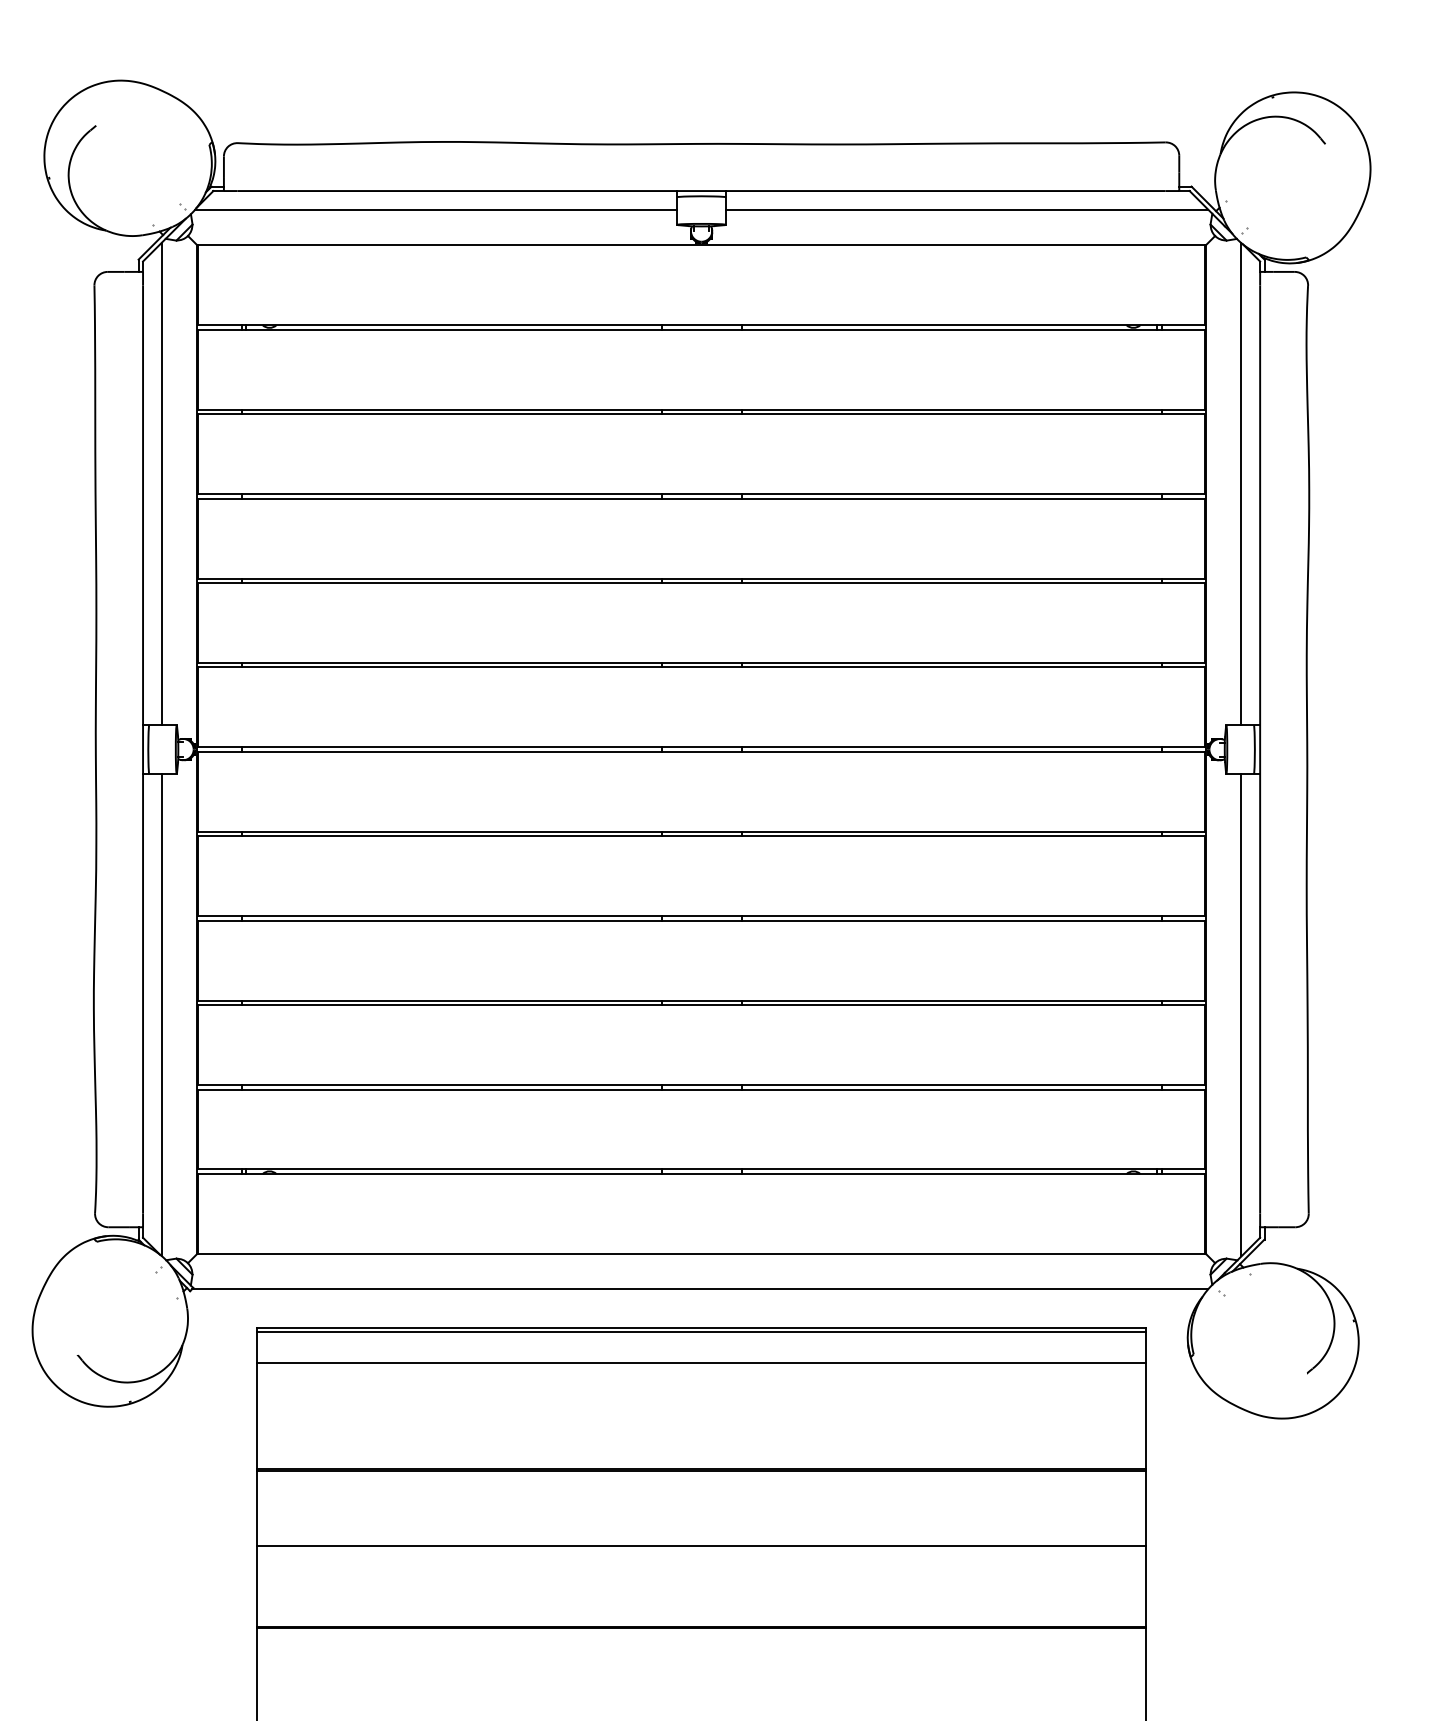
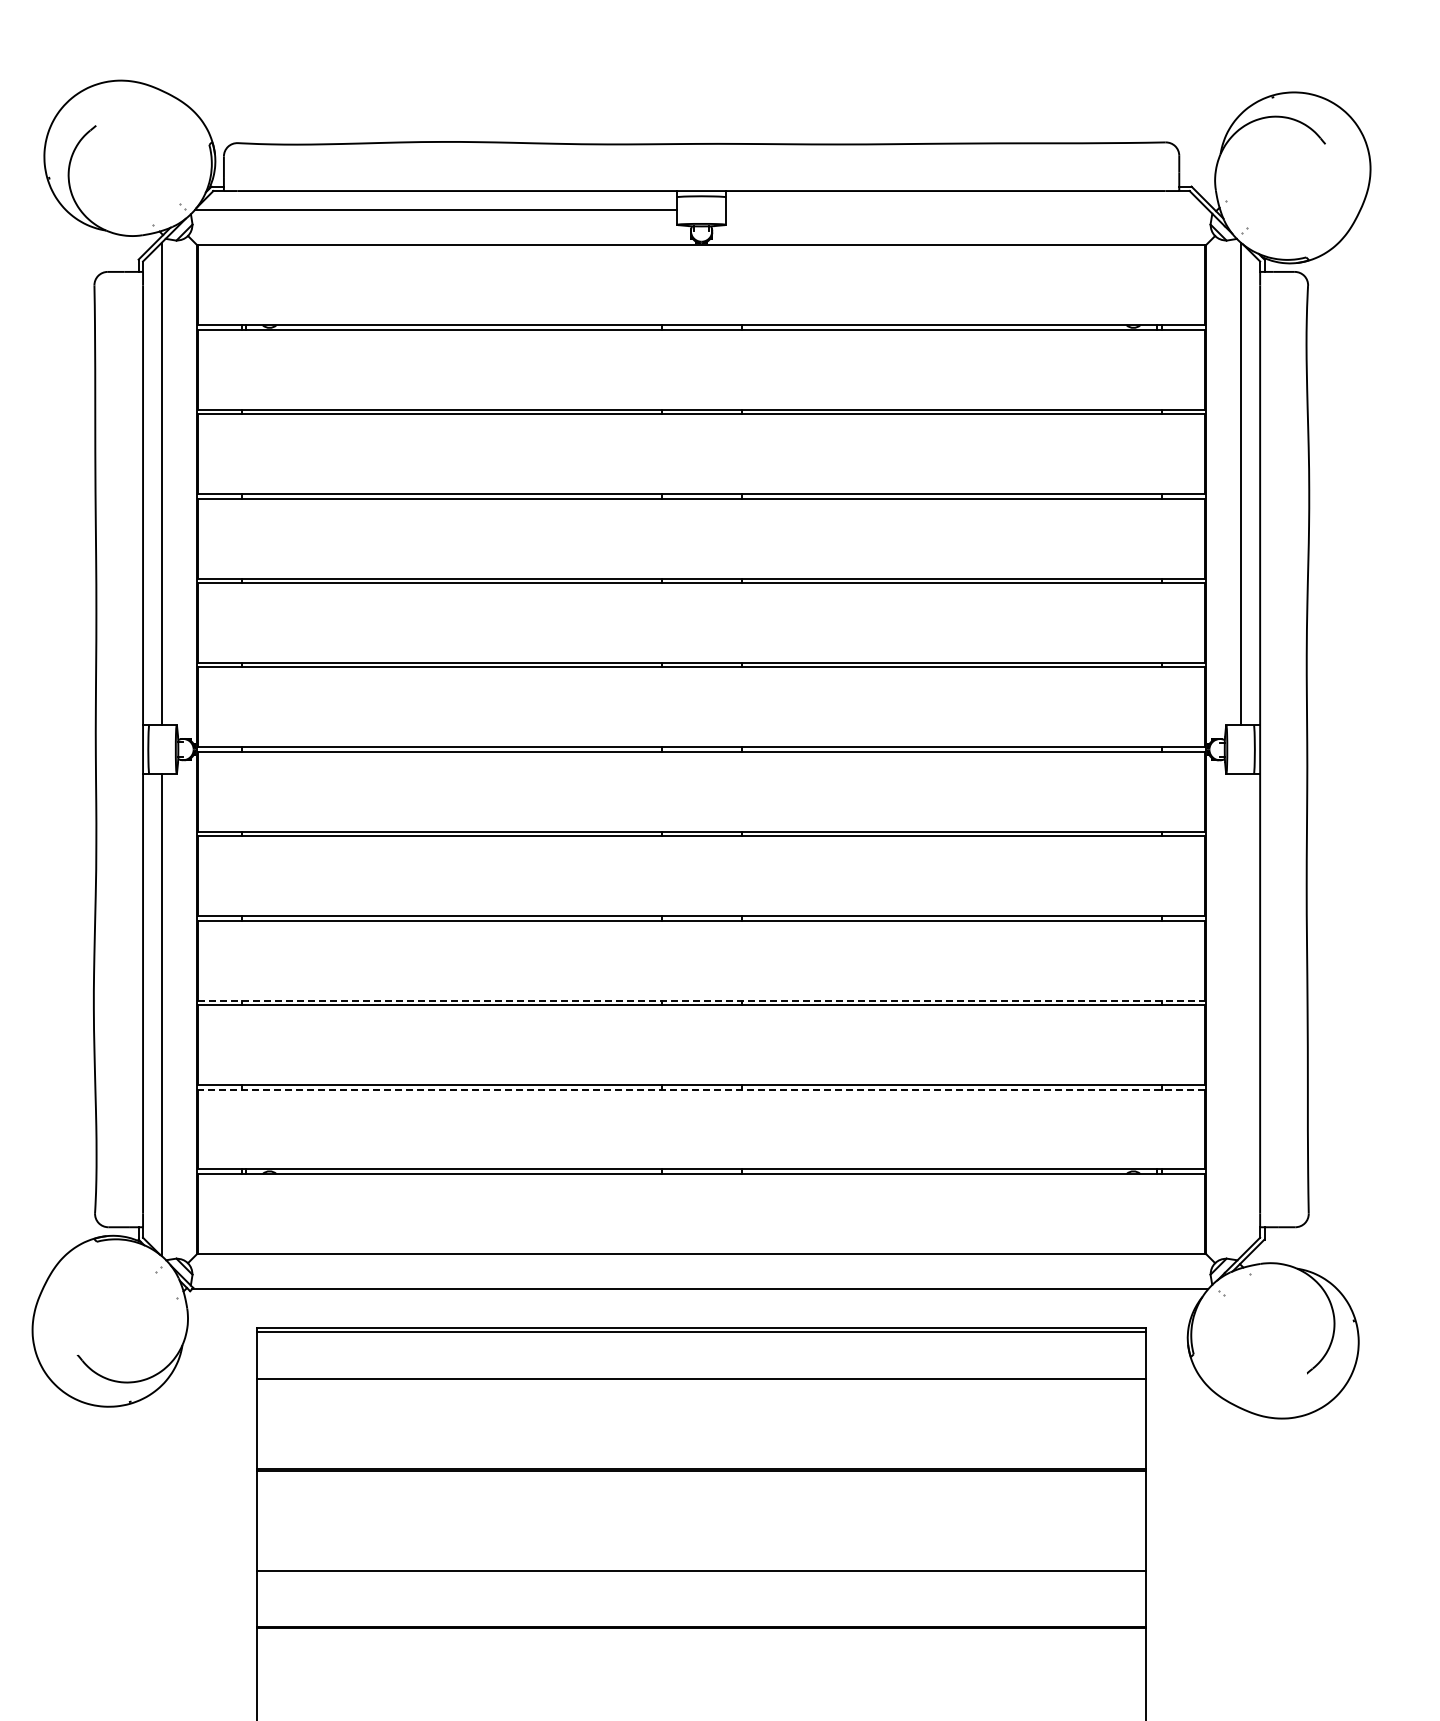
line: present -> none (967, 209)
line: solid -> dashed (701, 1000)
line: present -> none (1241, 1015)
line: solid -> dashed (701, 1089)
line position: (701, 1363) -> (701, 1379) (701, 1379)
line position: (701, 1545) -> (701, 1570) (701, 1570)
